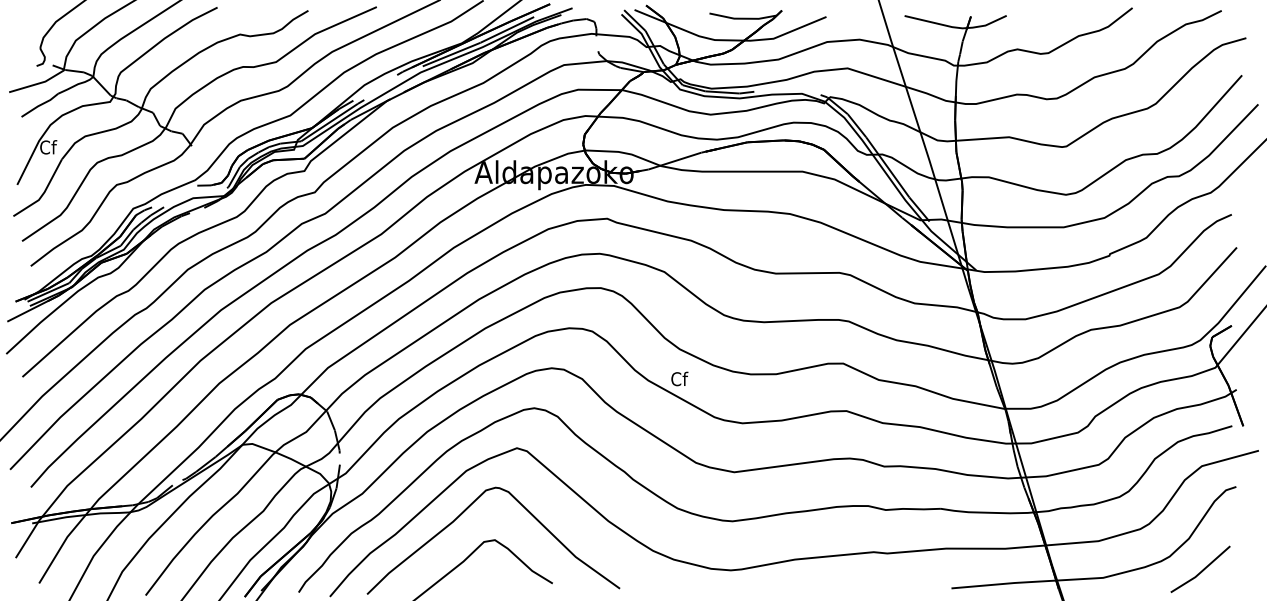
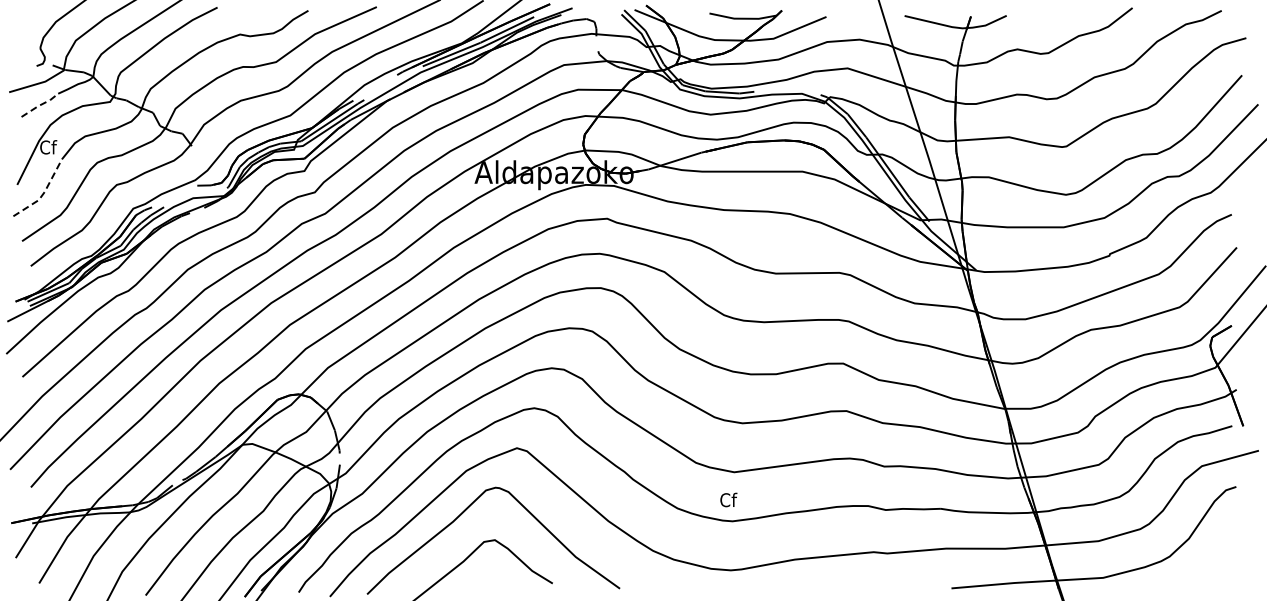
line: solid -> dashed (40, 105)
line: solid -> dashed (44, 192)
text position: (679, 378) -> (728, 499) (728, 499)
line: present -> none (1202, 569)
